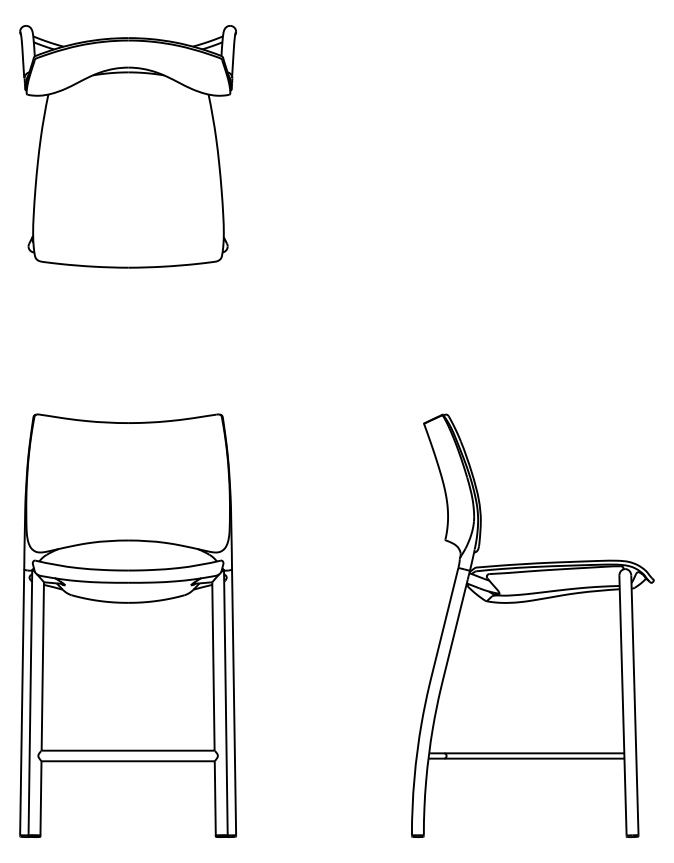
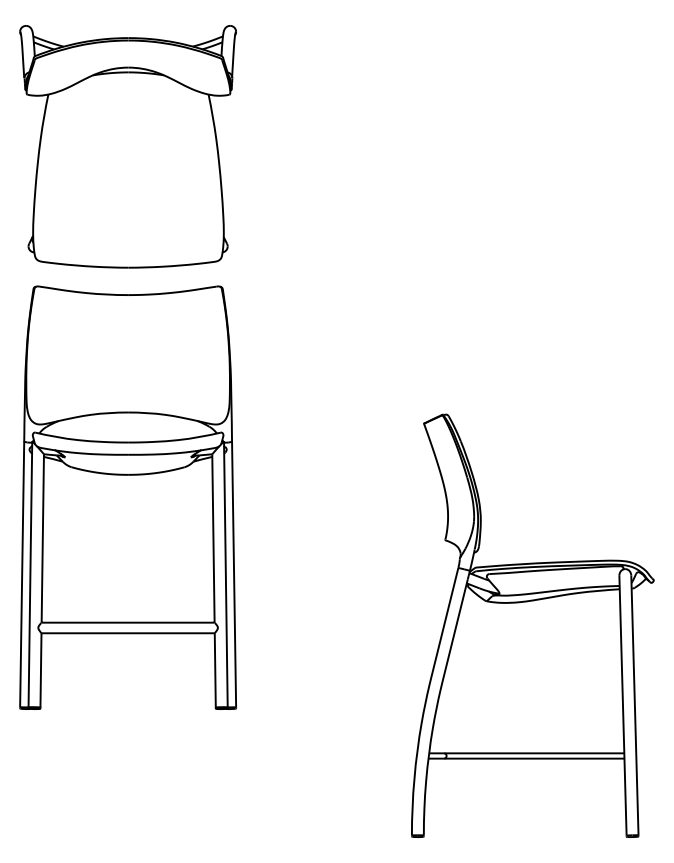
part position: (127, 625) -> (127, 497) (127, 497)
